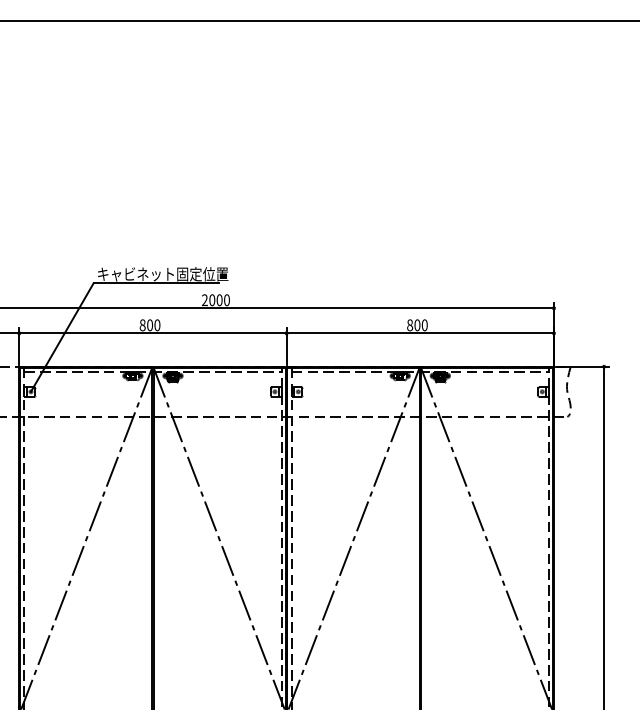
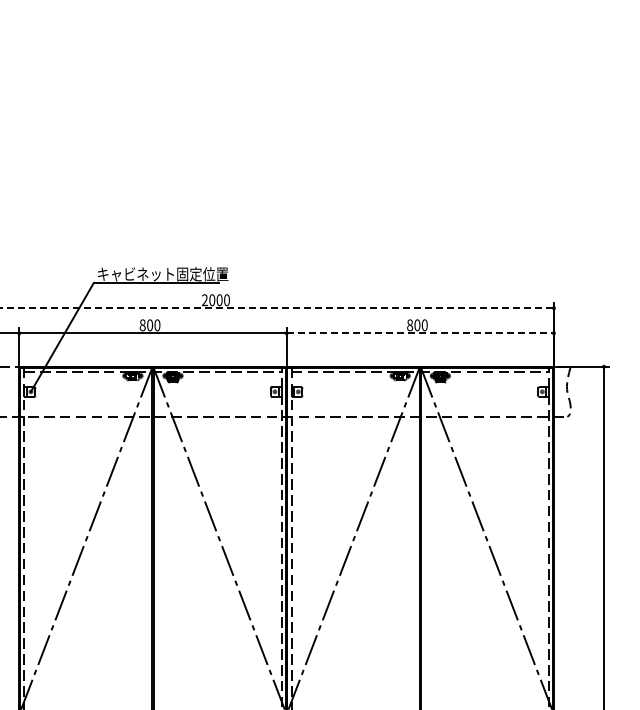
line: present -> none (319, 21)
line: solid -> dashed (277, 308)
line: solid -> dashed (420, 333)
